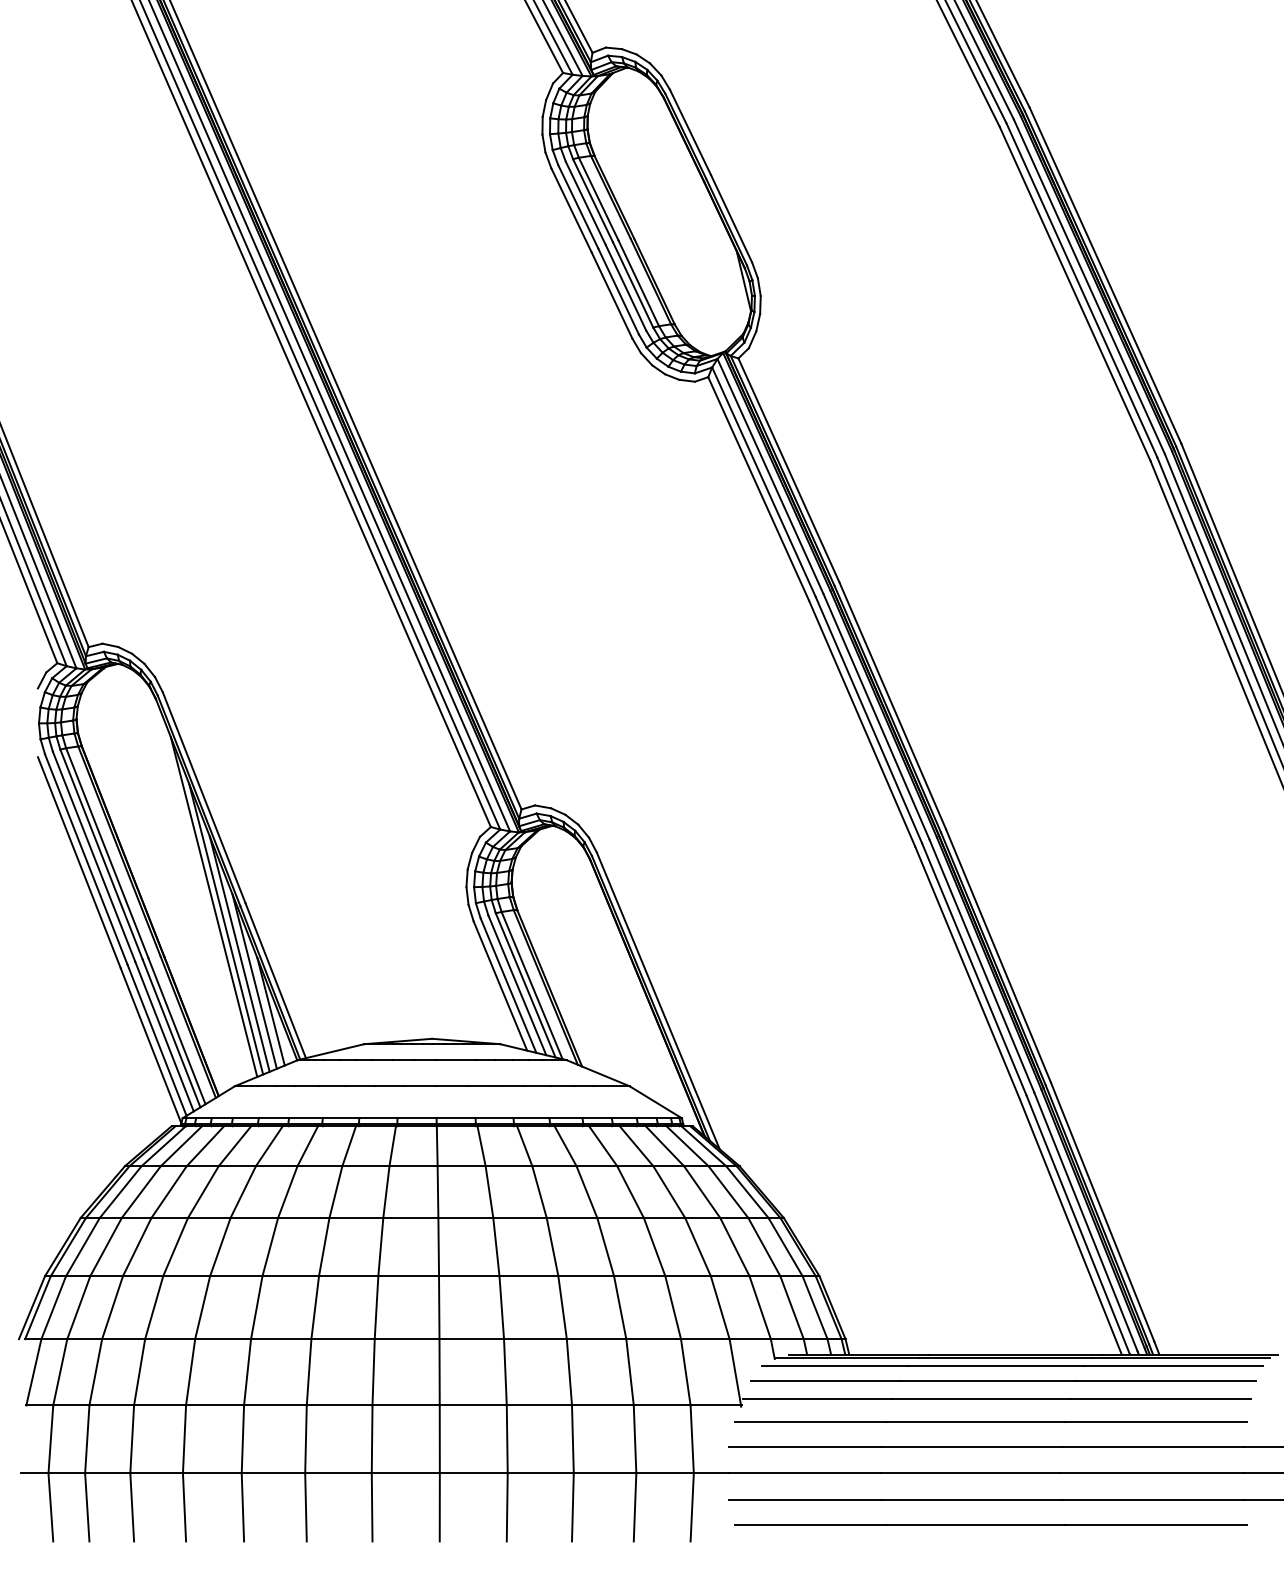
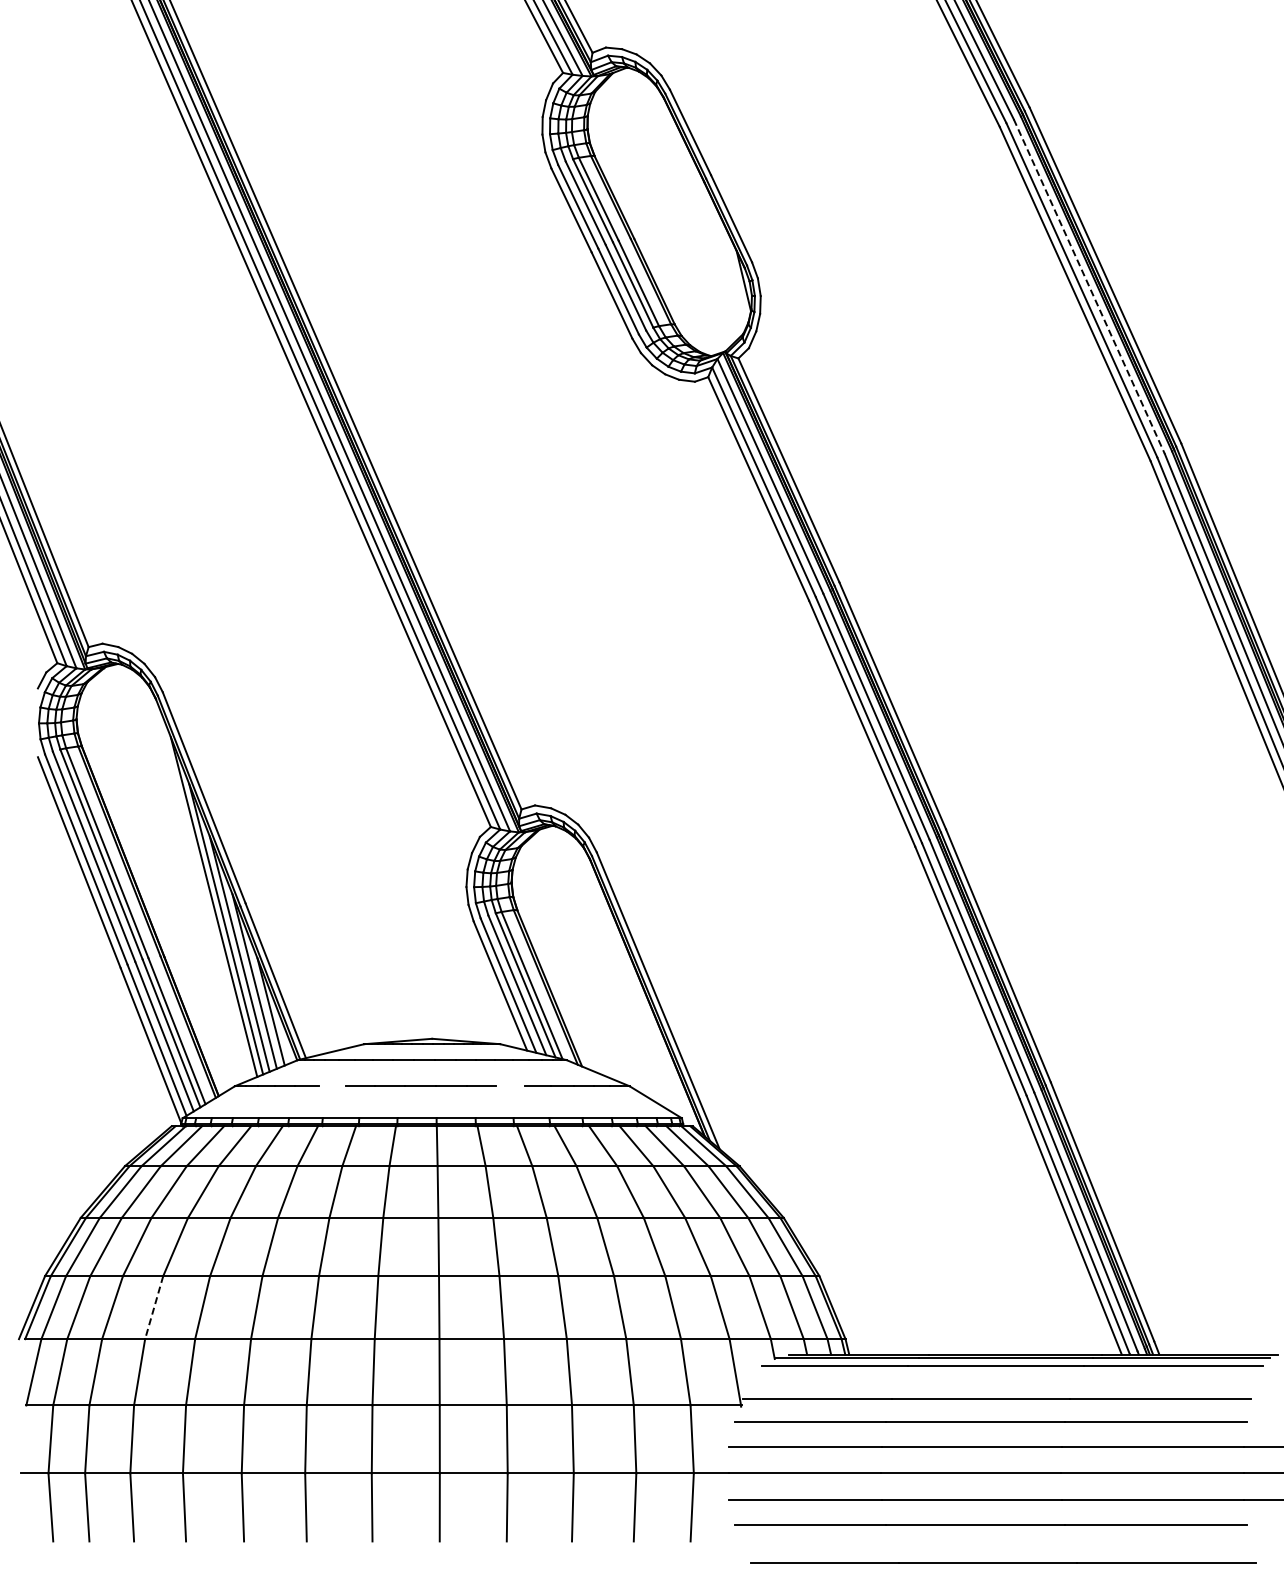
line: solid -> dashed (1089, 286)
line: present -> none (332, 1086)
line: present -> none (510, 1086)
line: solid -> dashed (154, 1307)
line position: (1003, 1380) -> (1003, 1562) (1003, 1562)
